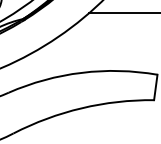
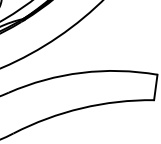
line: present -> none (123, 12)
